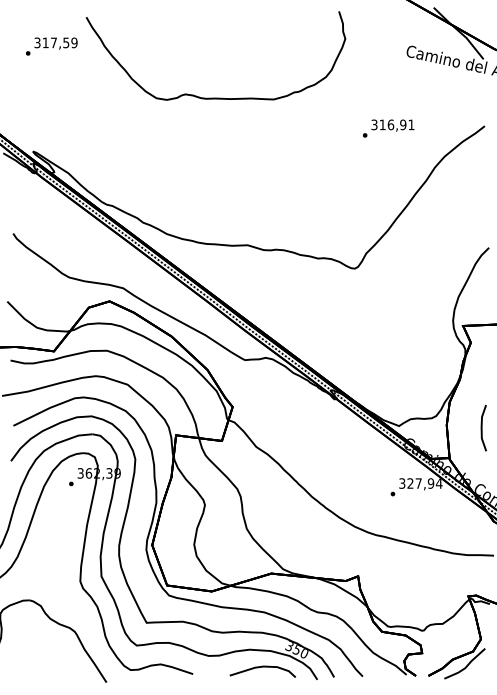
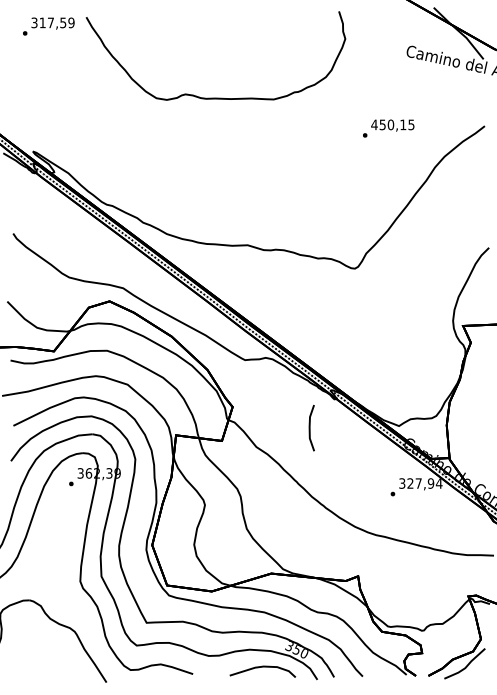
text position: (51, 46) -> (48, 26) (48, 26)
text: 316,91 -> 450,15 (392, 124)
line position: (482, 427) -> (310, 427) (310, 427)
